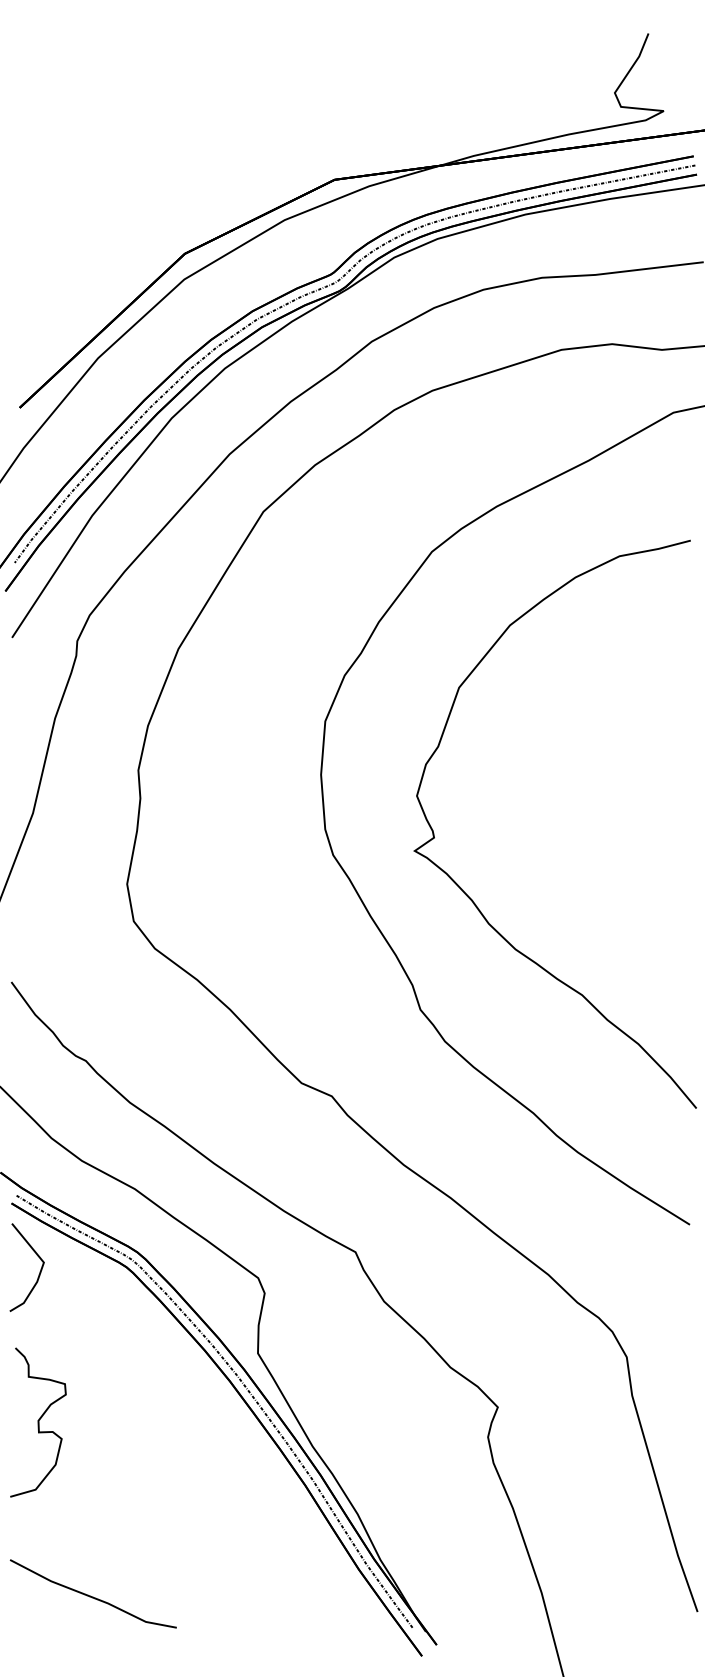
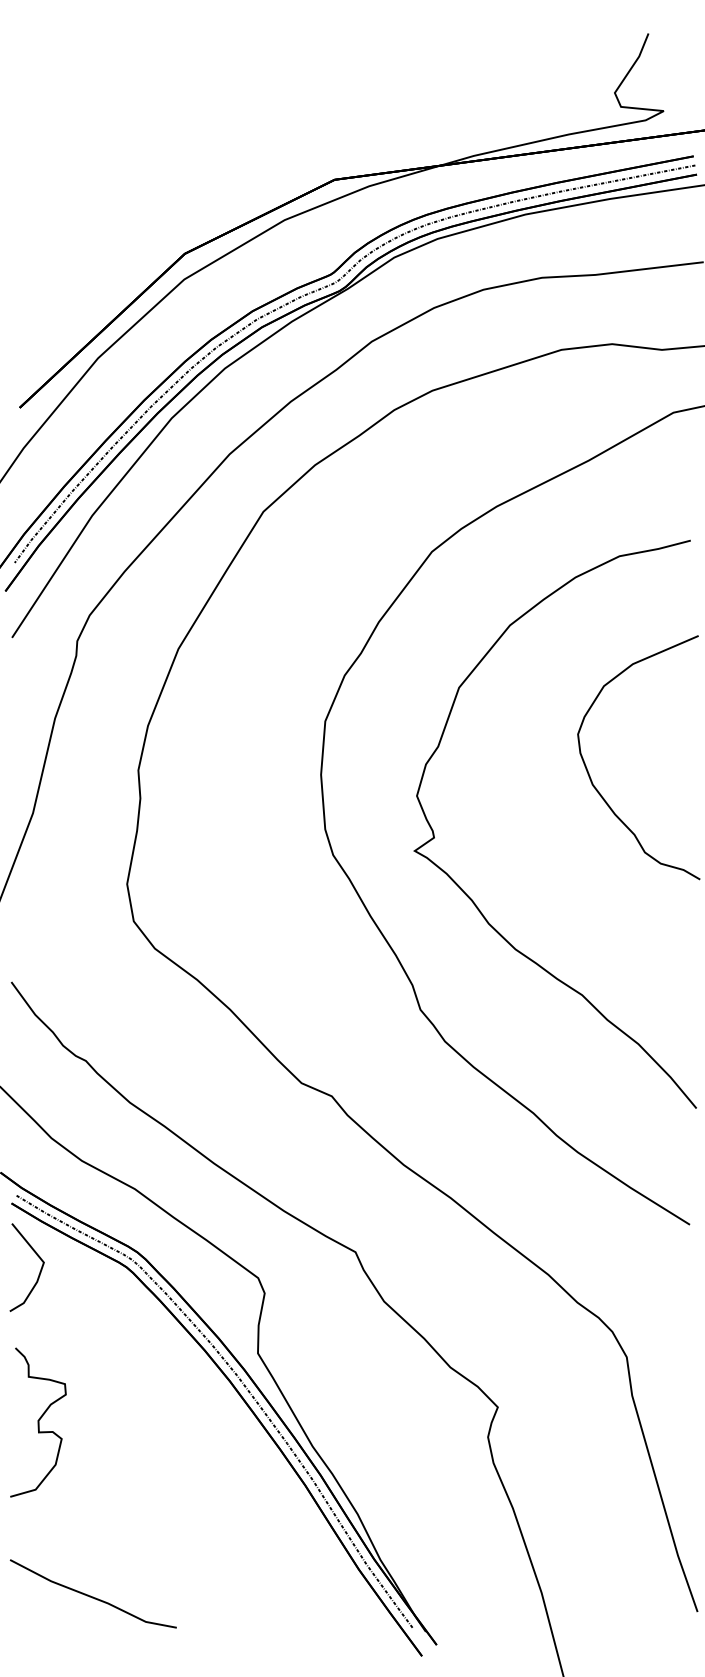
curve: none -> present (590, 775)
